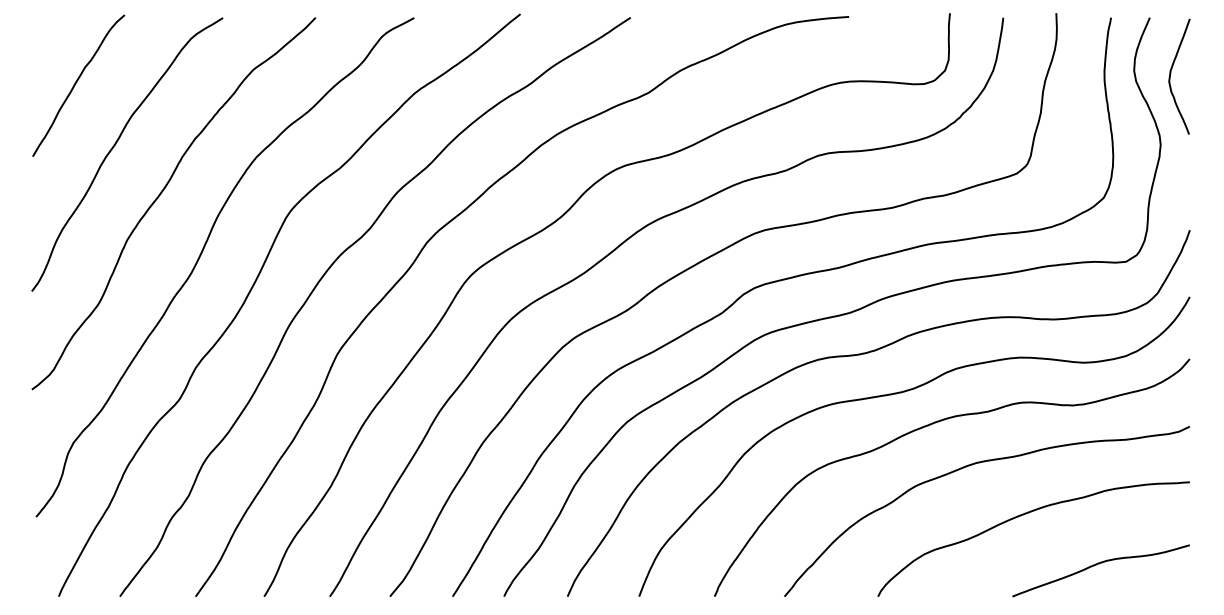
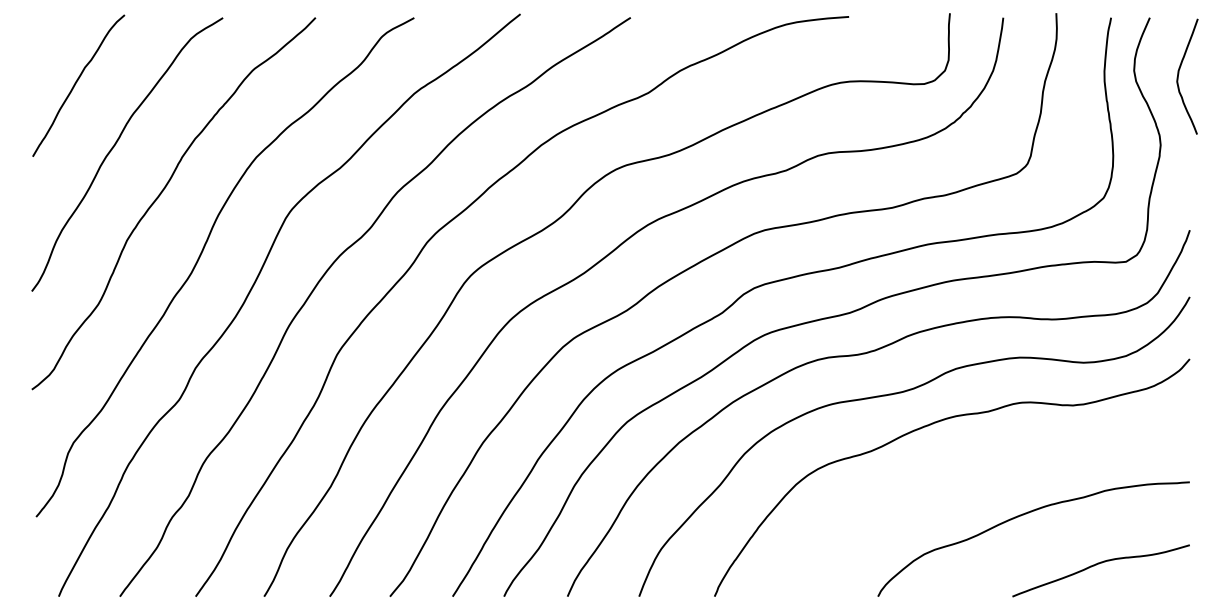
curve position: (1171, 74) -> (1179, 74) (1179, 74)
curve: present -> none (972, 465)
